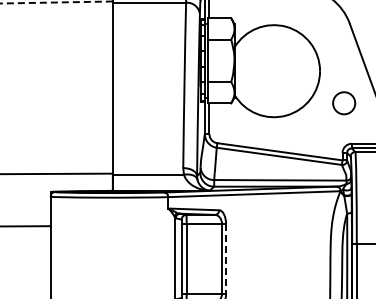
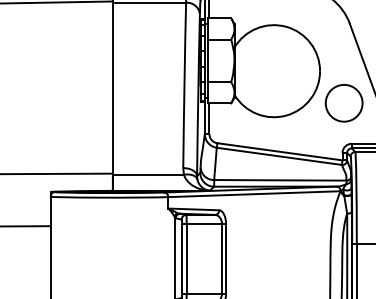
line: dashed -> solid (55, 2)
circle diameter: 22 px -> 37 px (343, 102)
line: dashed -> solid (226, 258)
